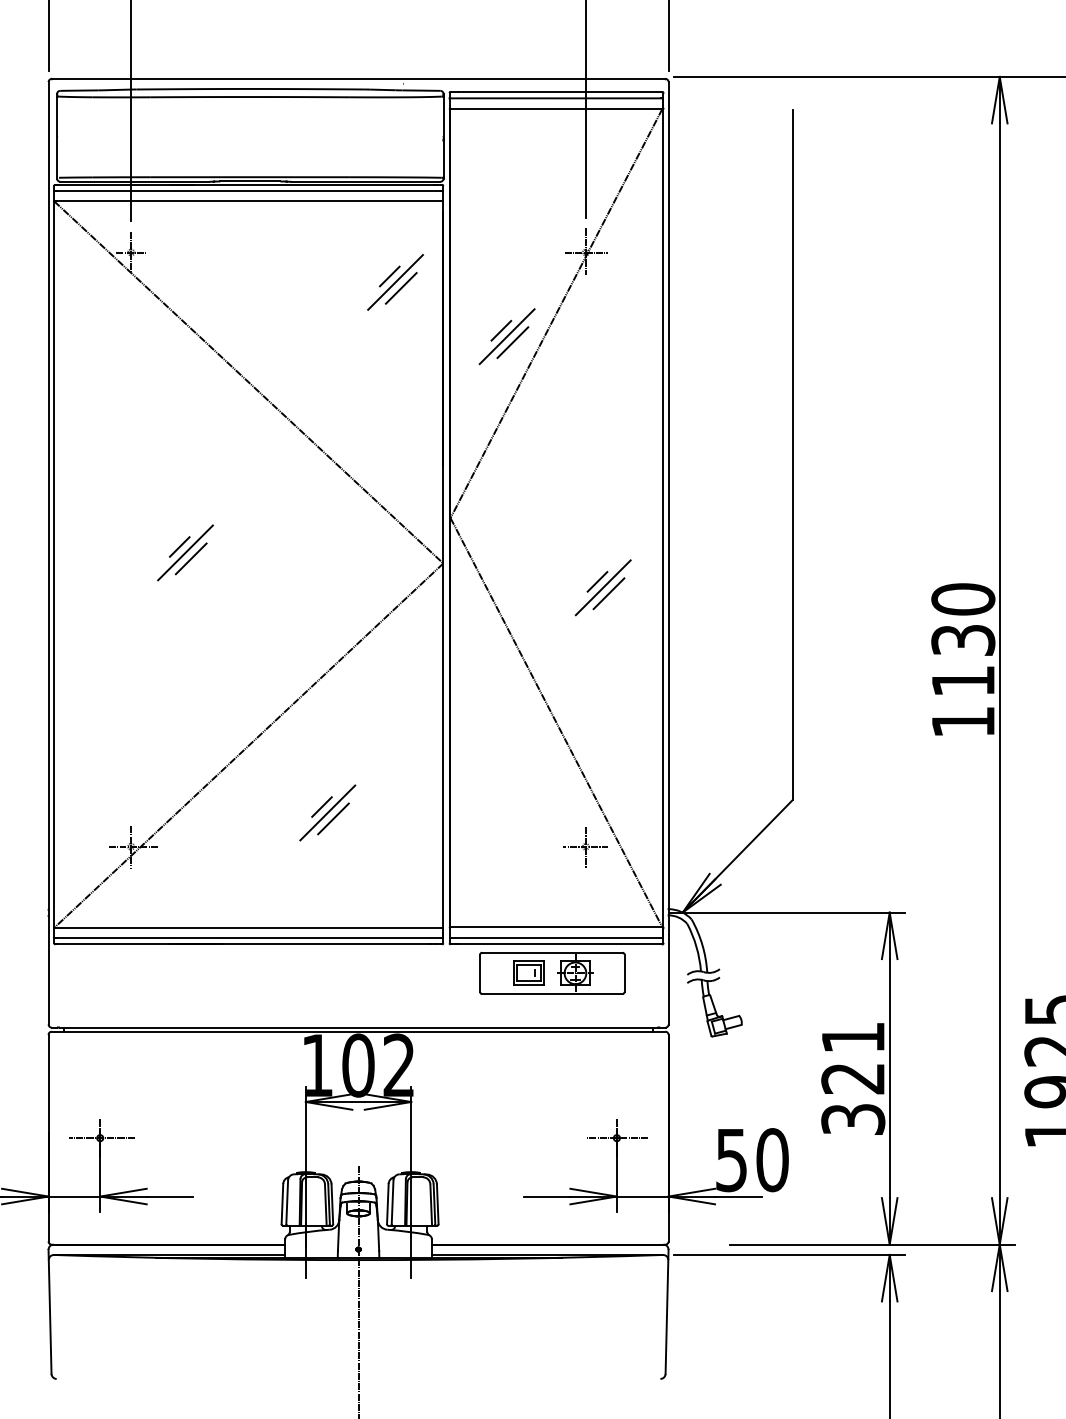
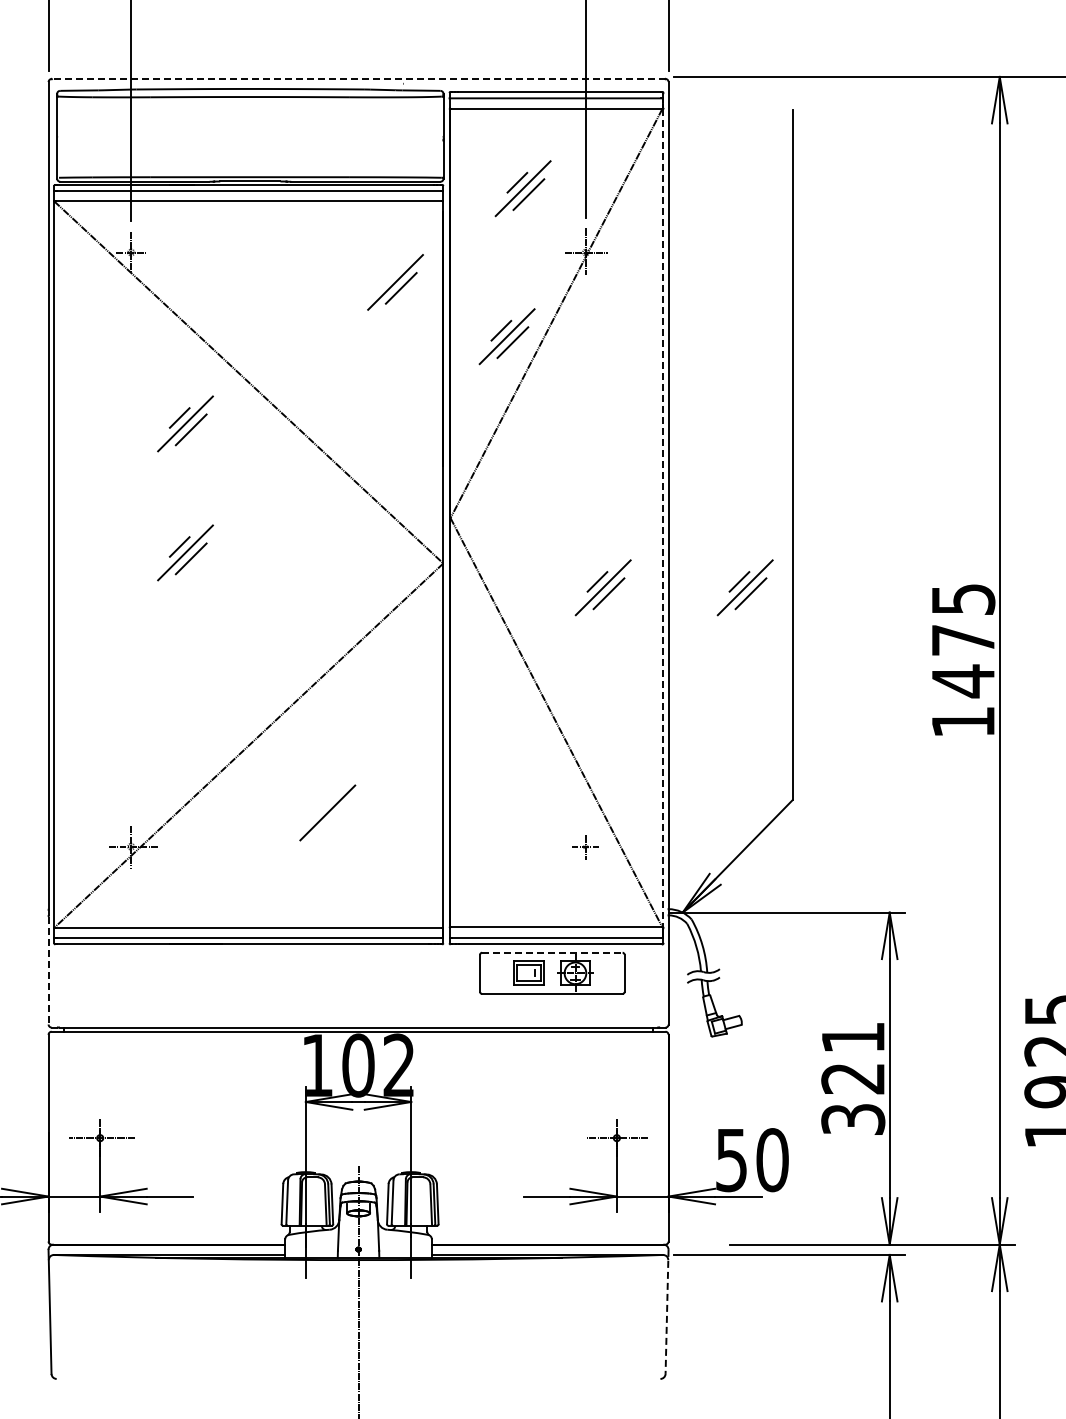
line: solid -> dashed (358, 78)
part: none -> present (522, 188)
line: present -> none (389, 276)
part: none -> present (185, 423)
line: solid -> dashed (663, 517)
part: none -> present (744, 587)
text: 1130 -> 1475 (963, 640)
line: present -> none (321, 806)
line: present -> none (333, 818)
part size: 45x41 px -> 27x25 px (585, 847)
line: solid -> dashed (552, 952)
line: solid -> dashed (48, 970)
line: solid -> dashed (667, 1312)
